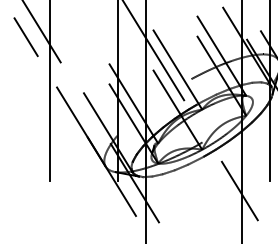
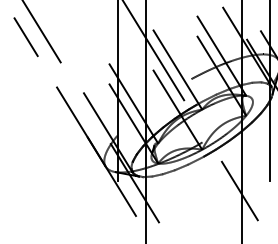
line: present -> none (50, 91)
